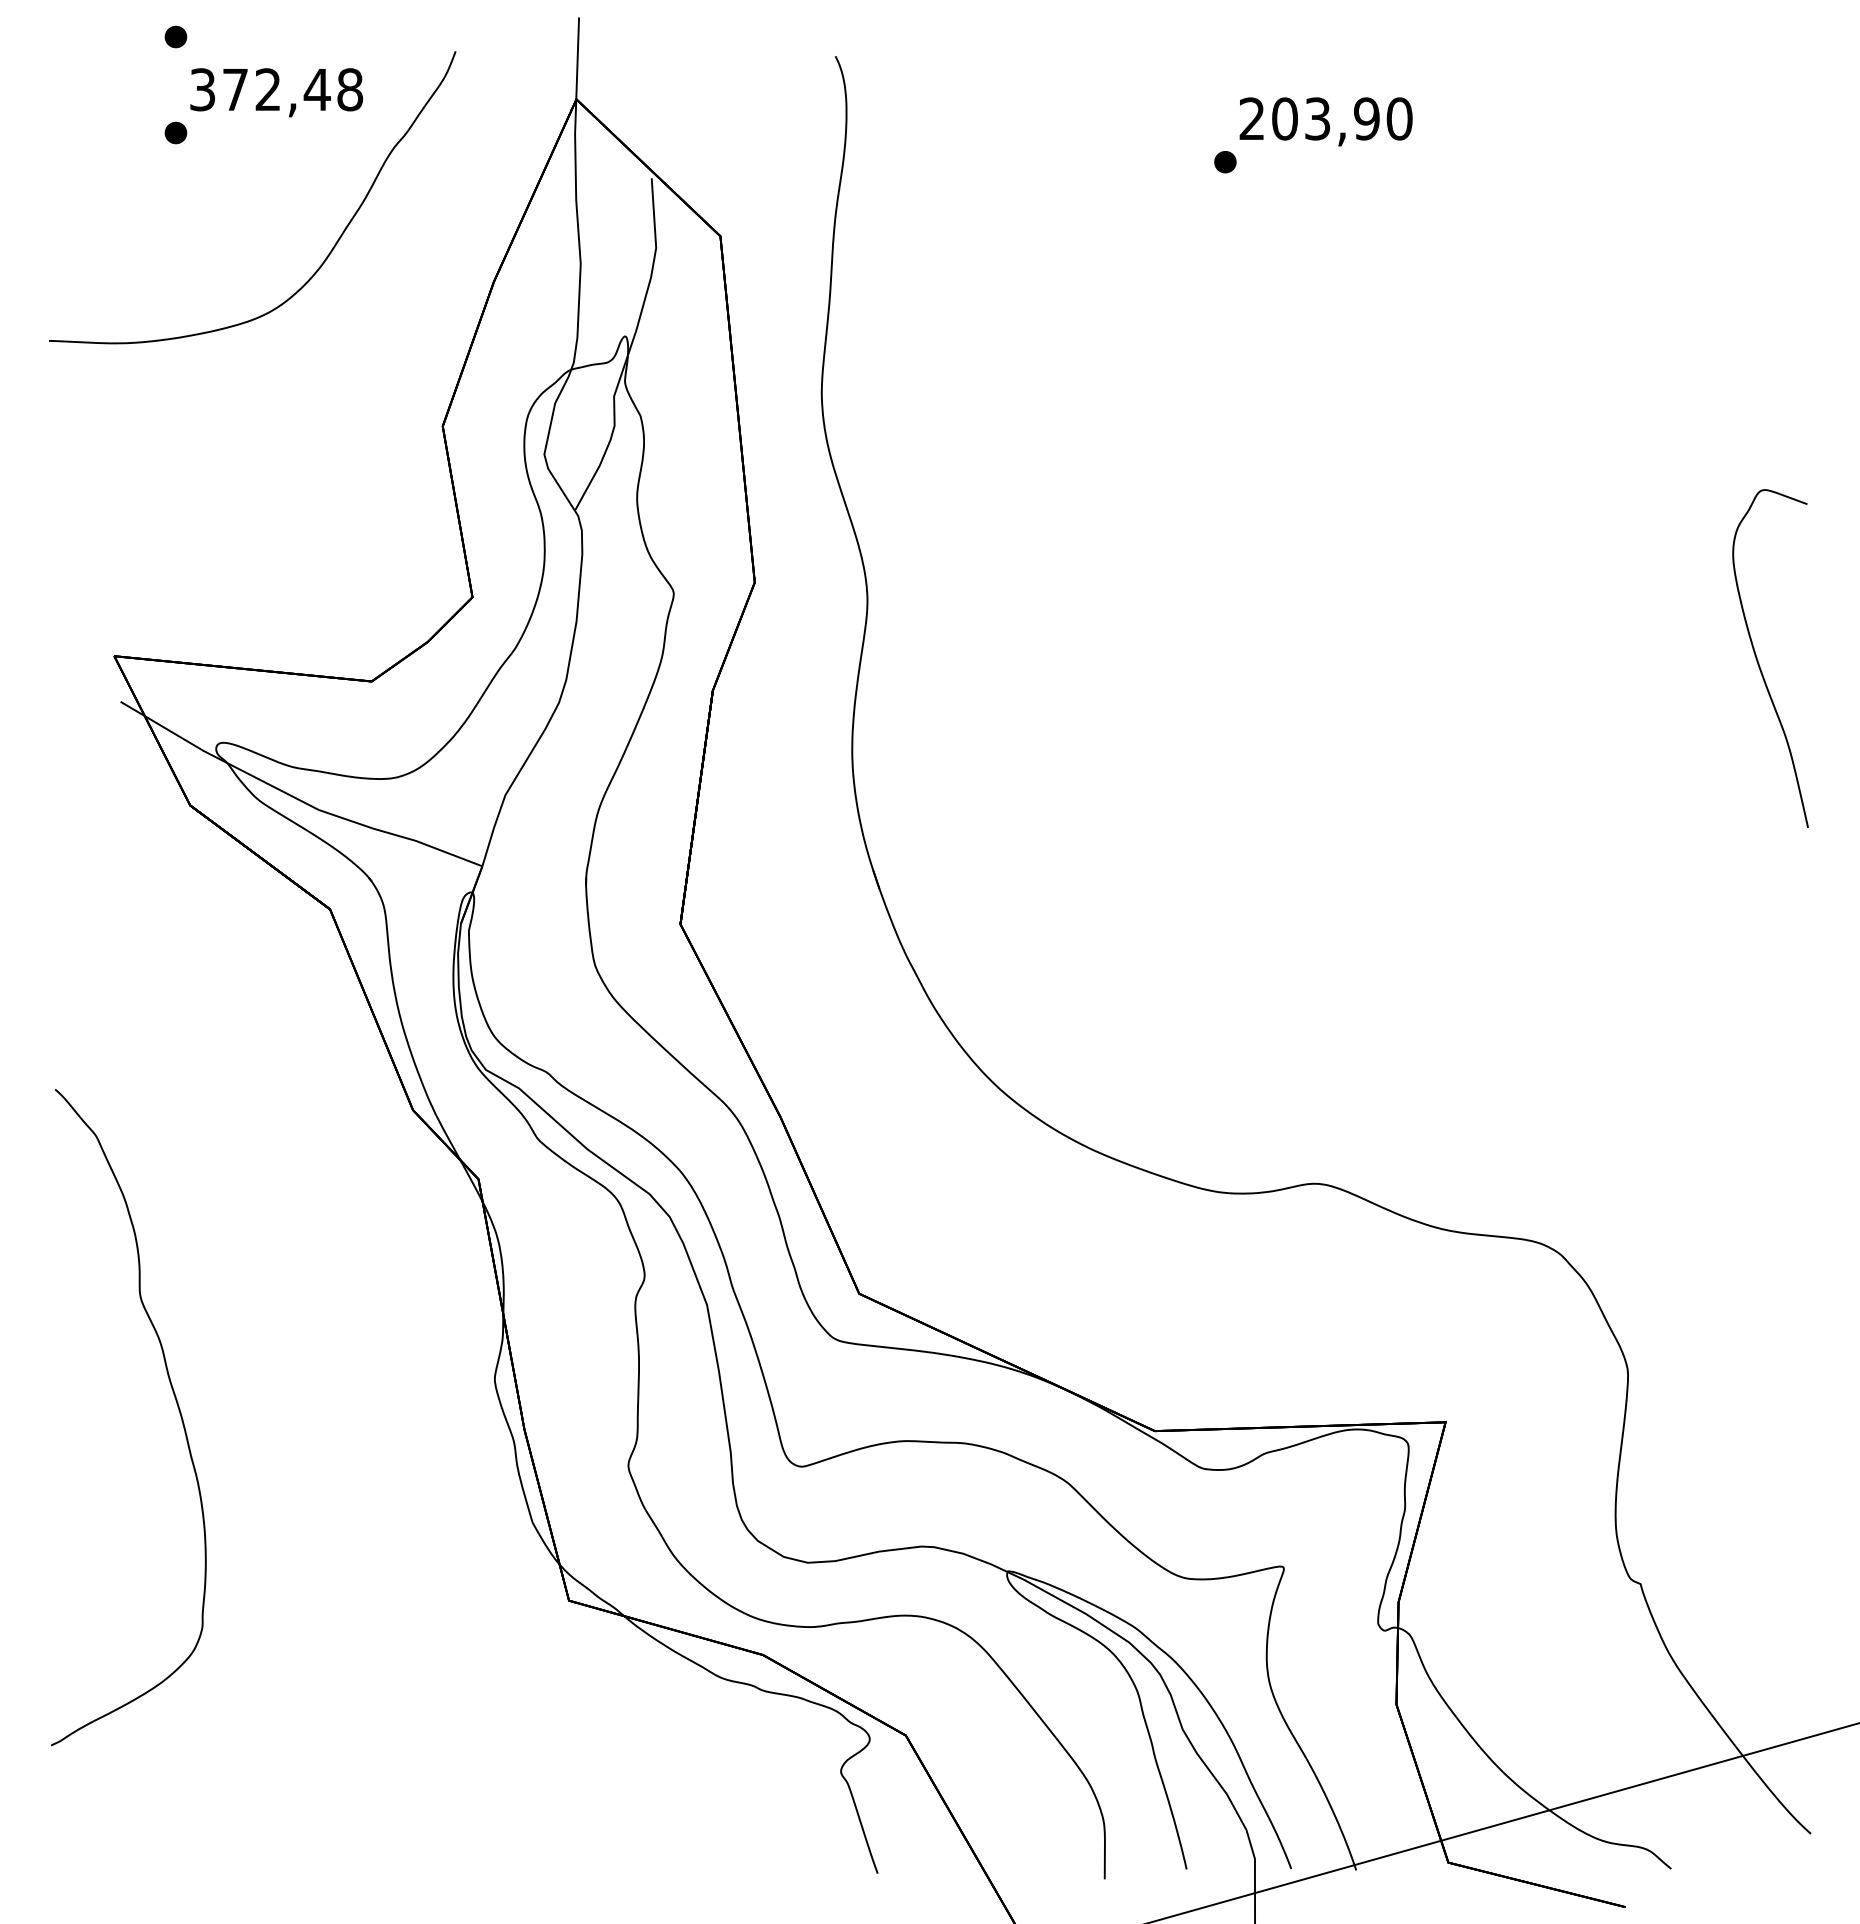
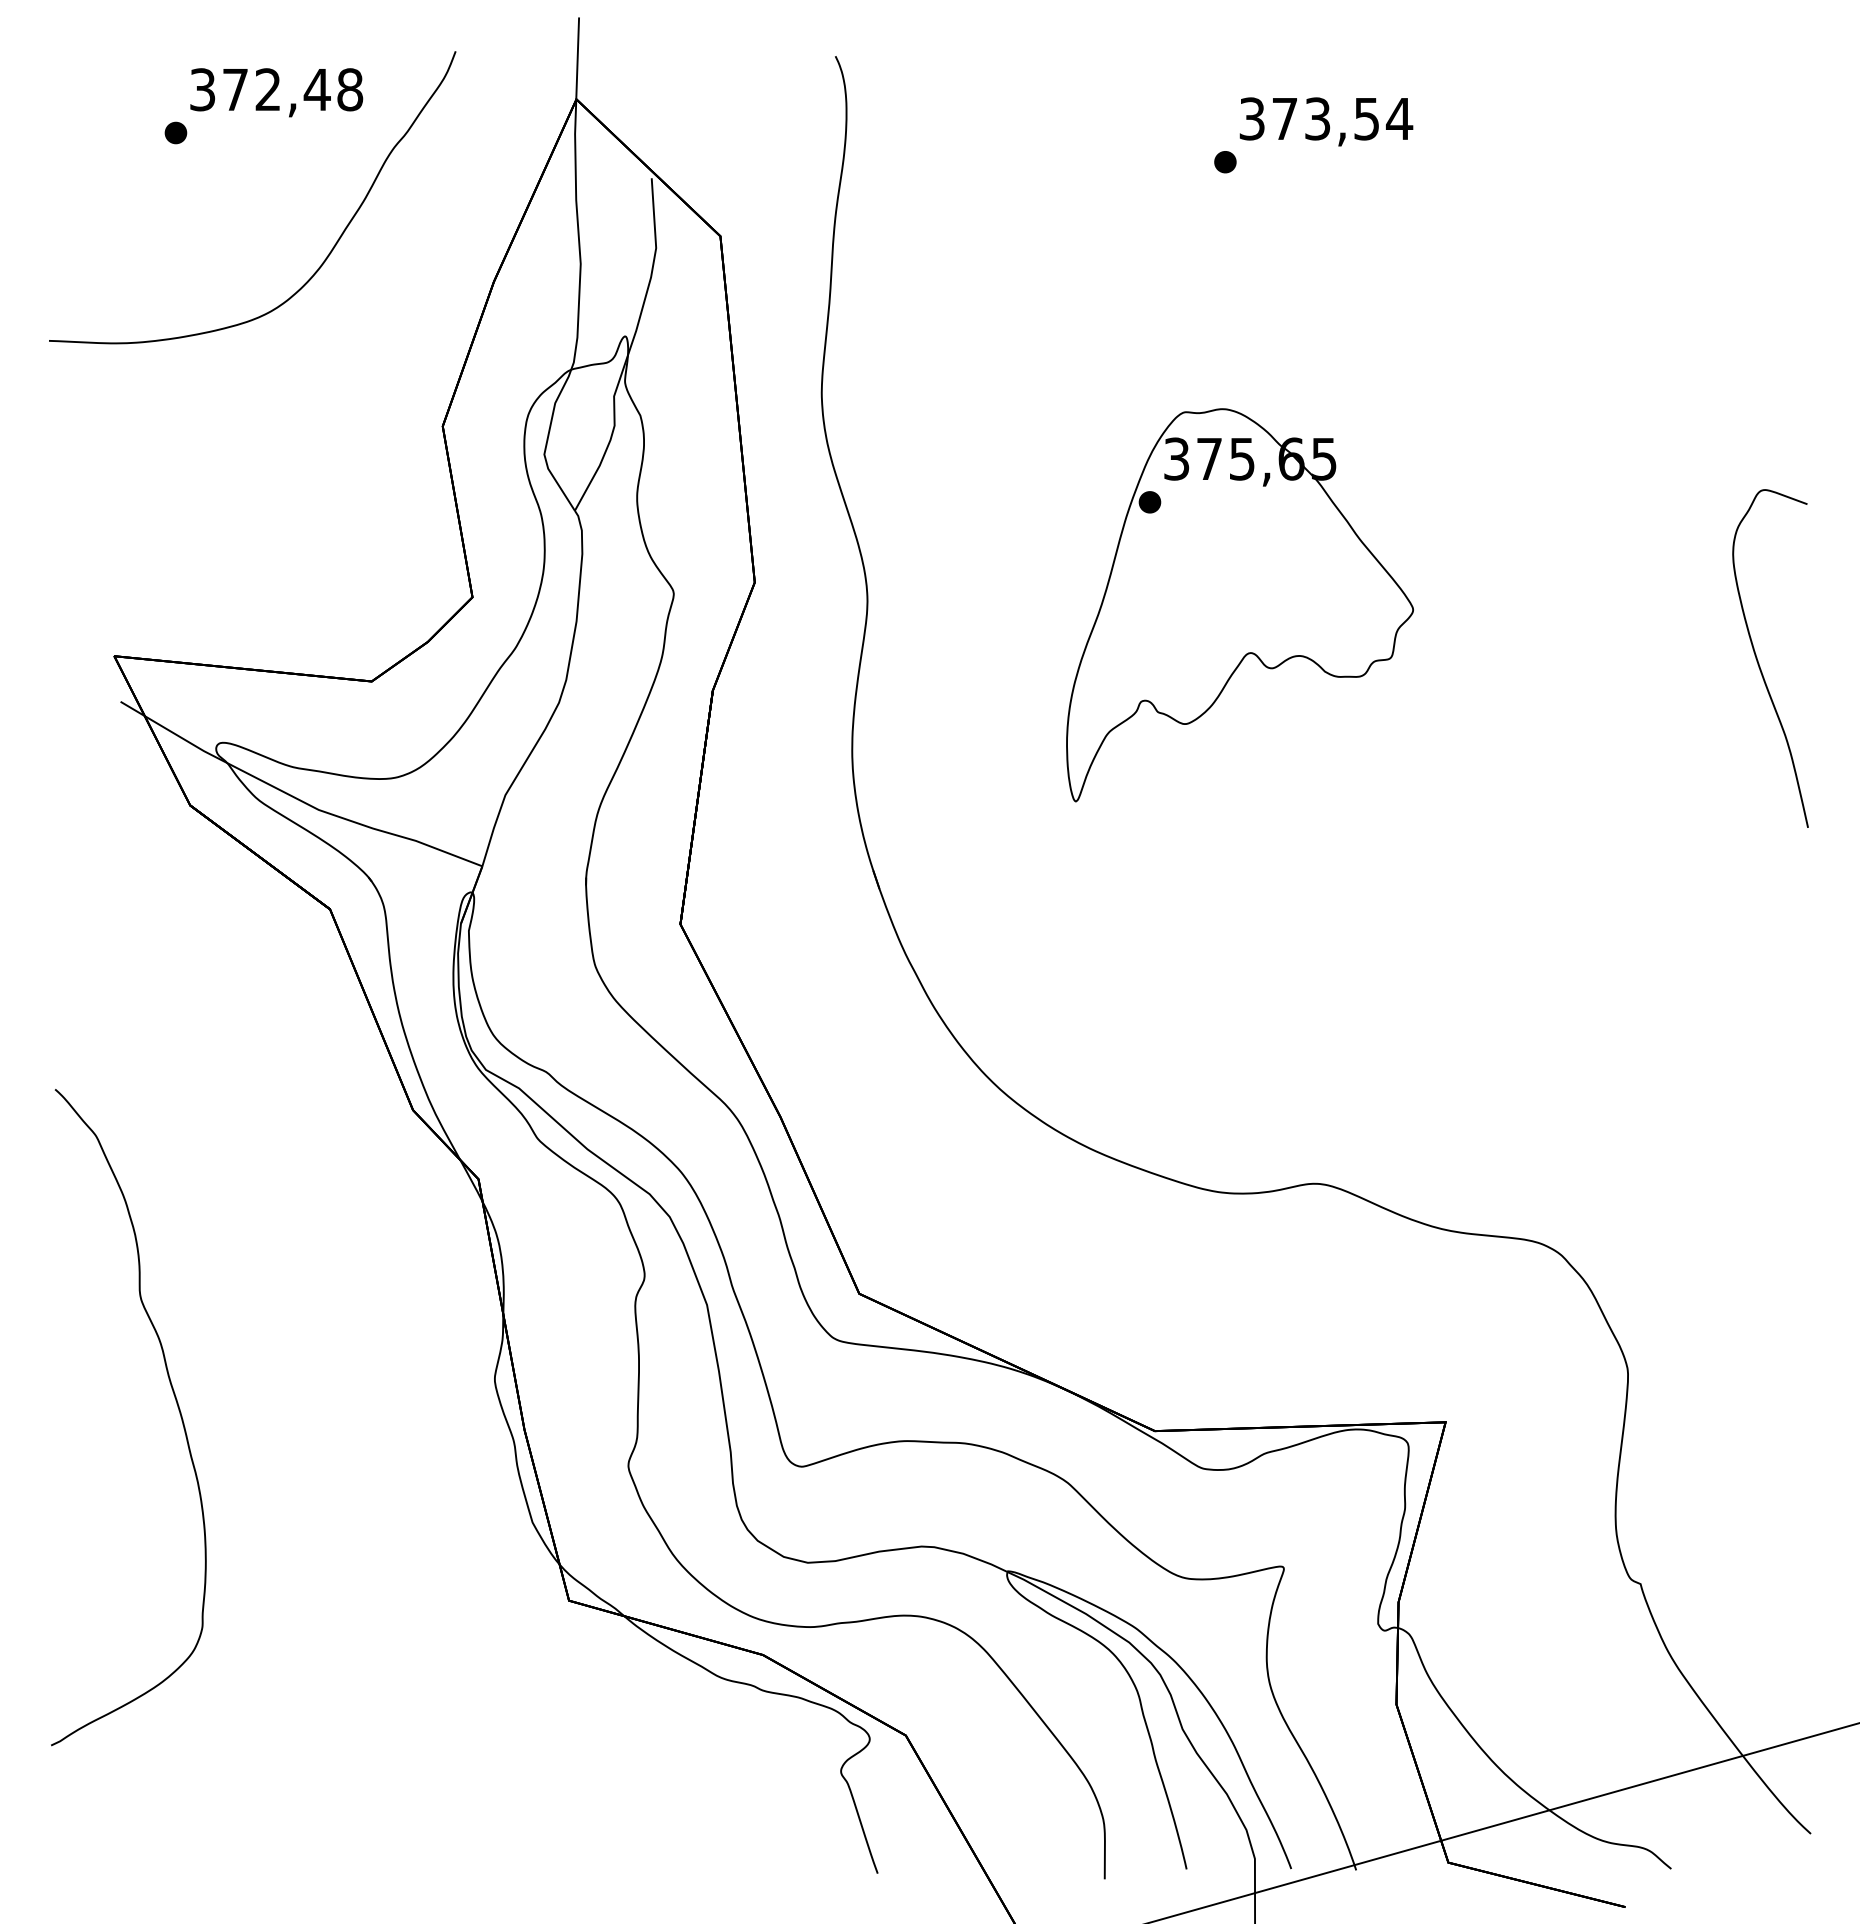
part: present -> none (175, 36)
text: 203,90 -> 373,54 (1326, 118)
part: none -> present (1239, 605)
